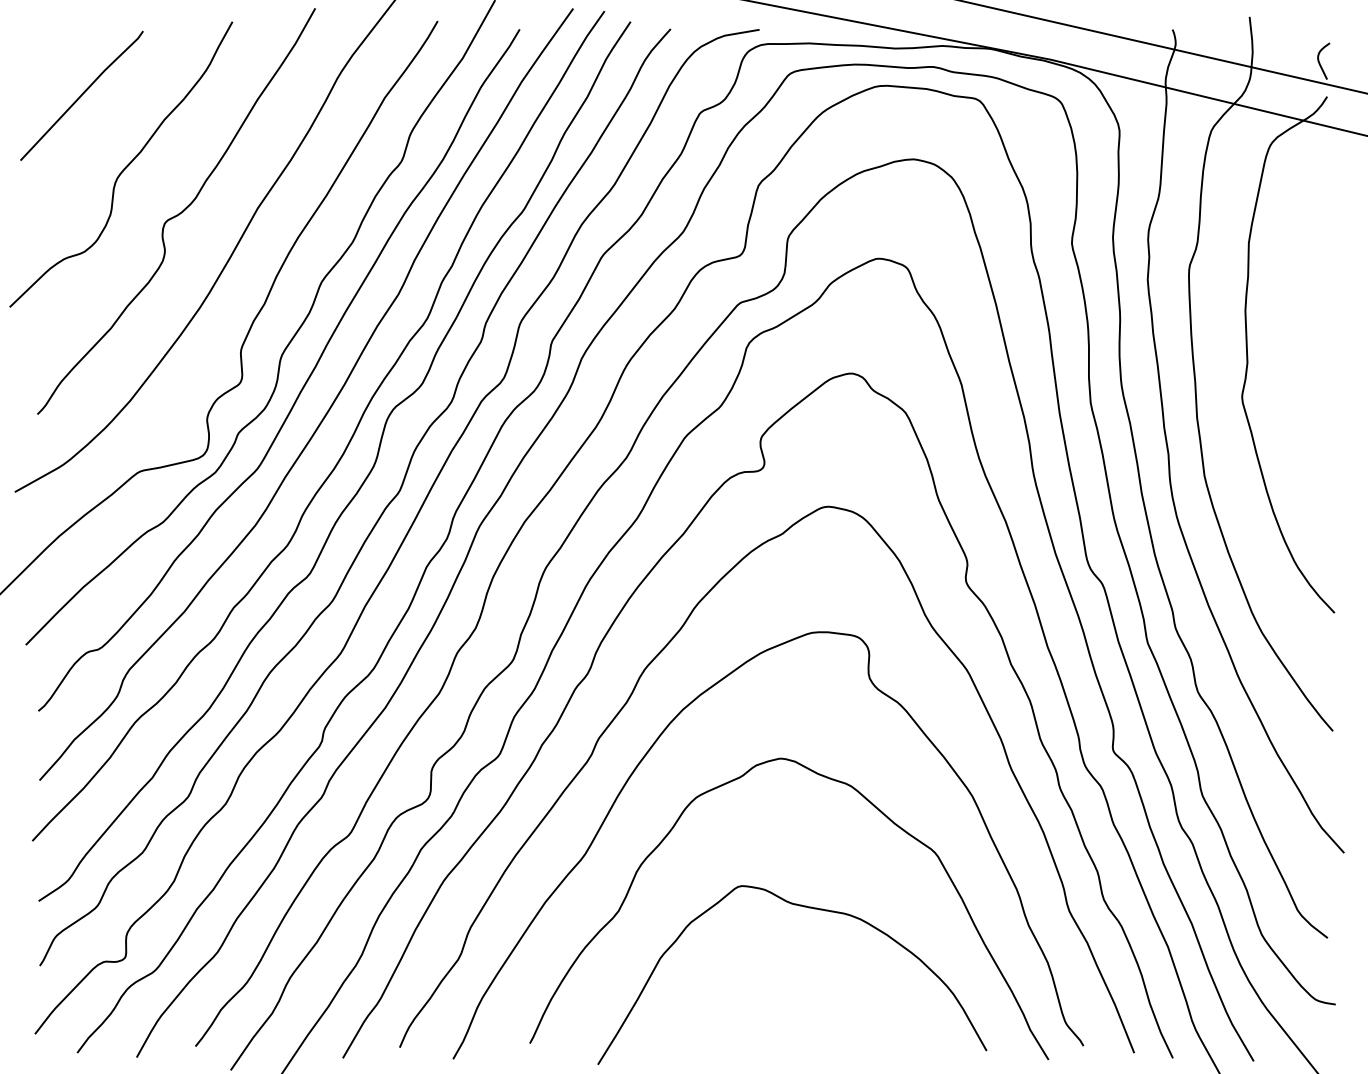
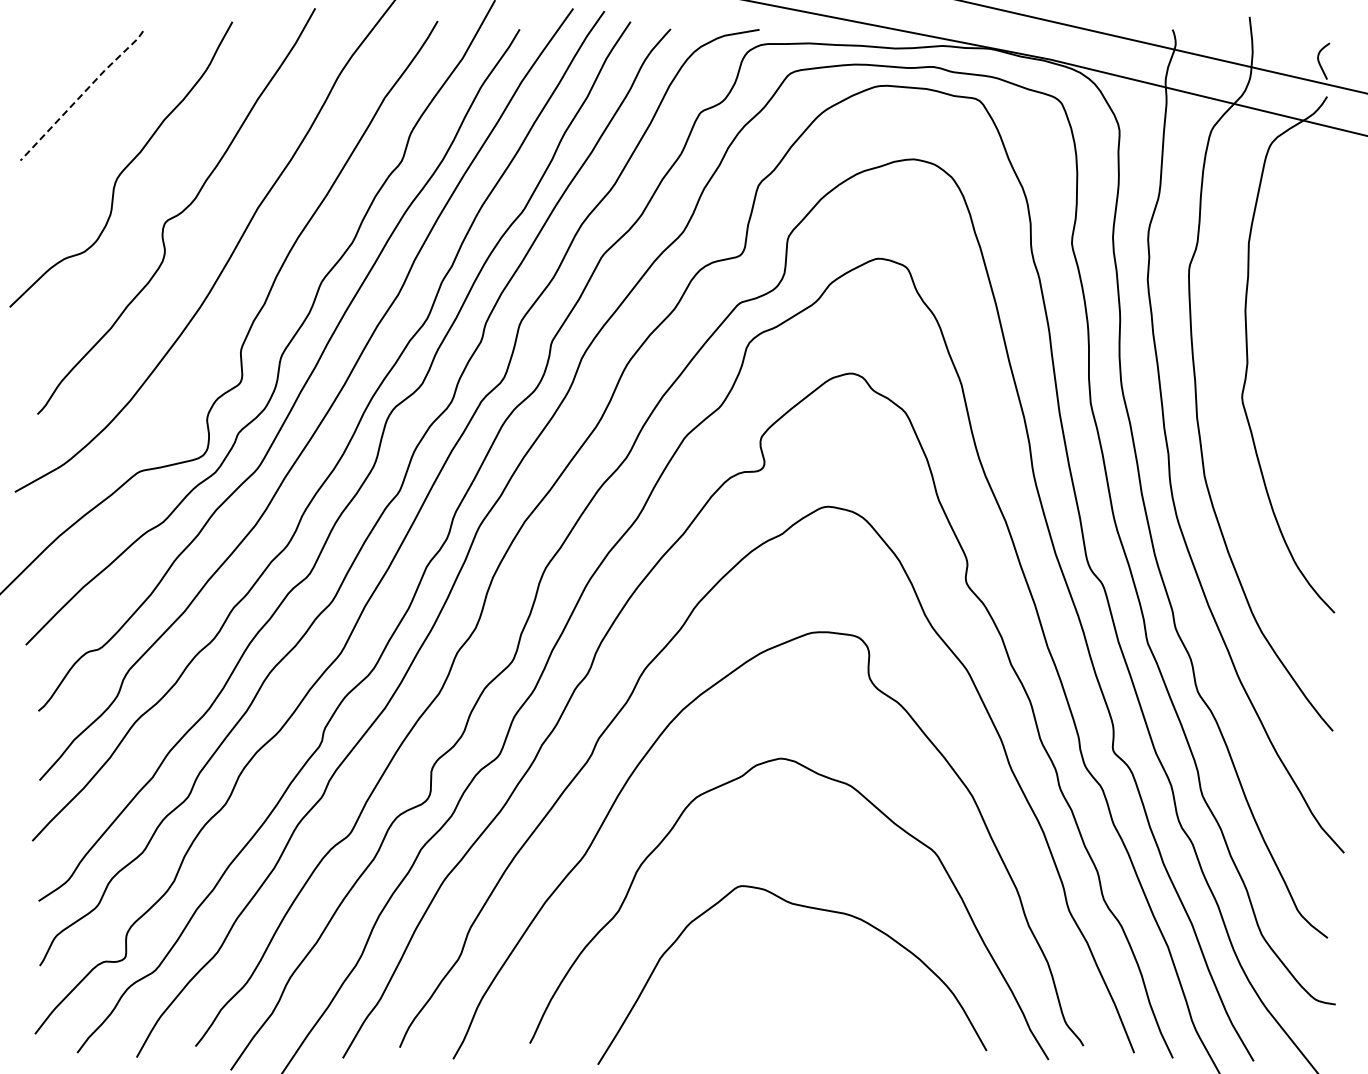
line: solid -> dashed (82, 94)
